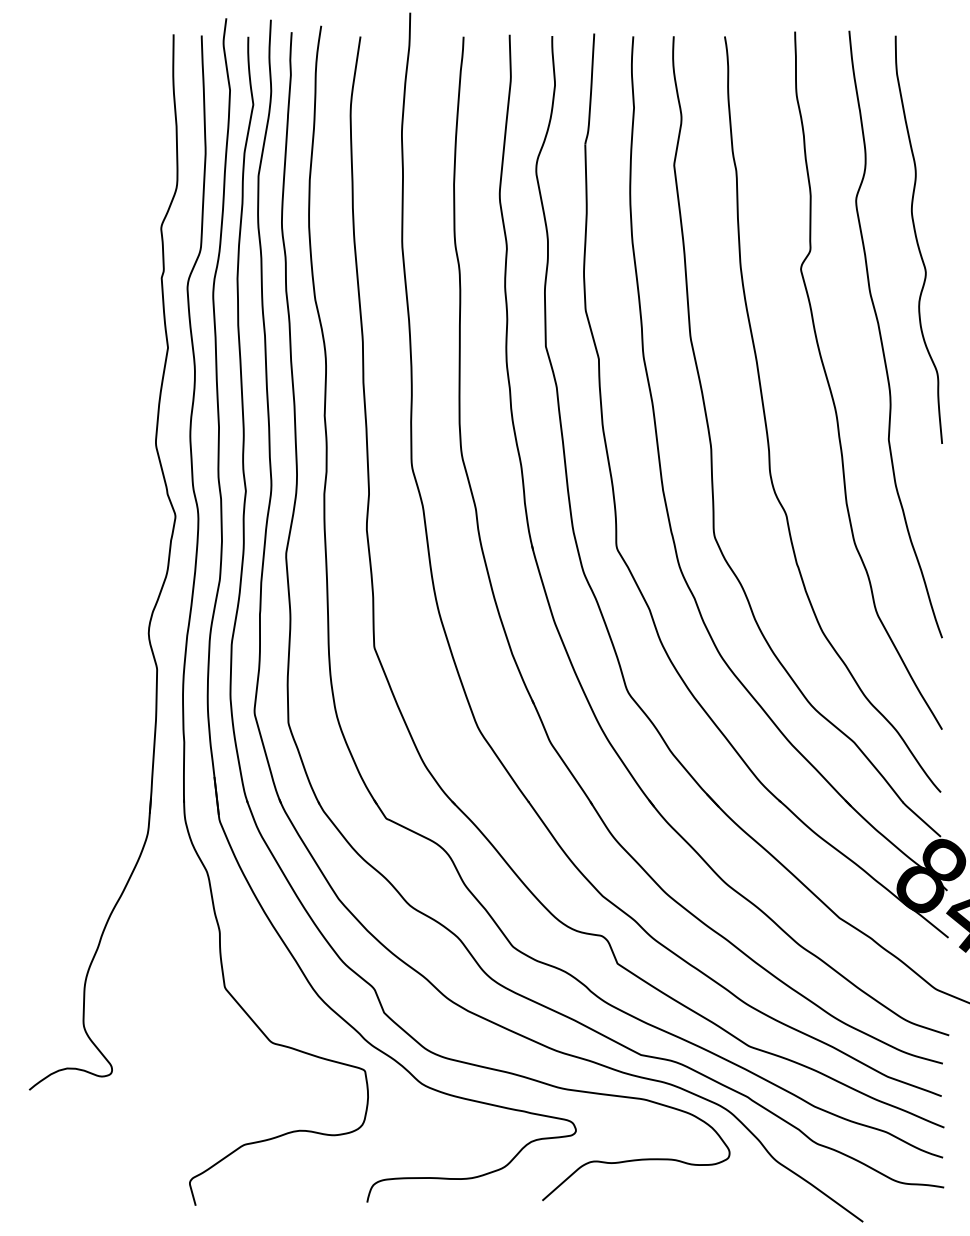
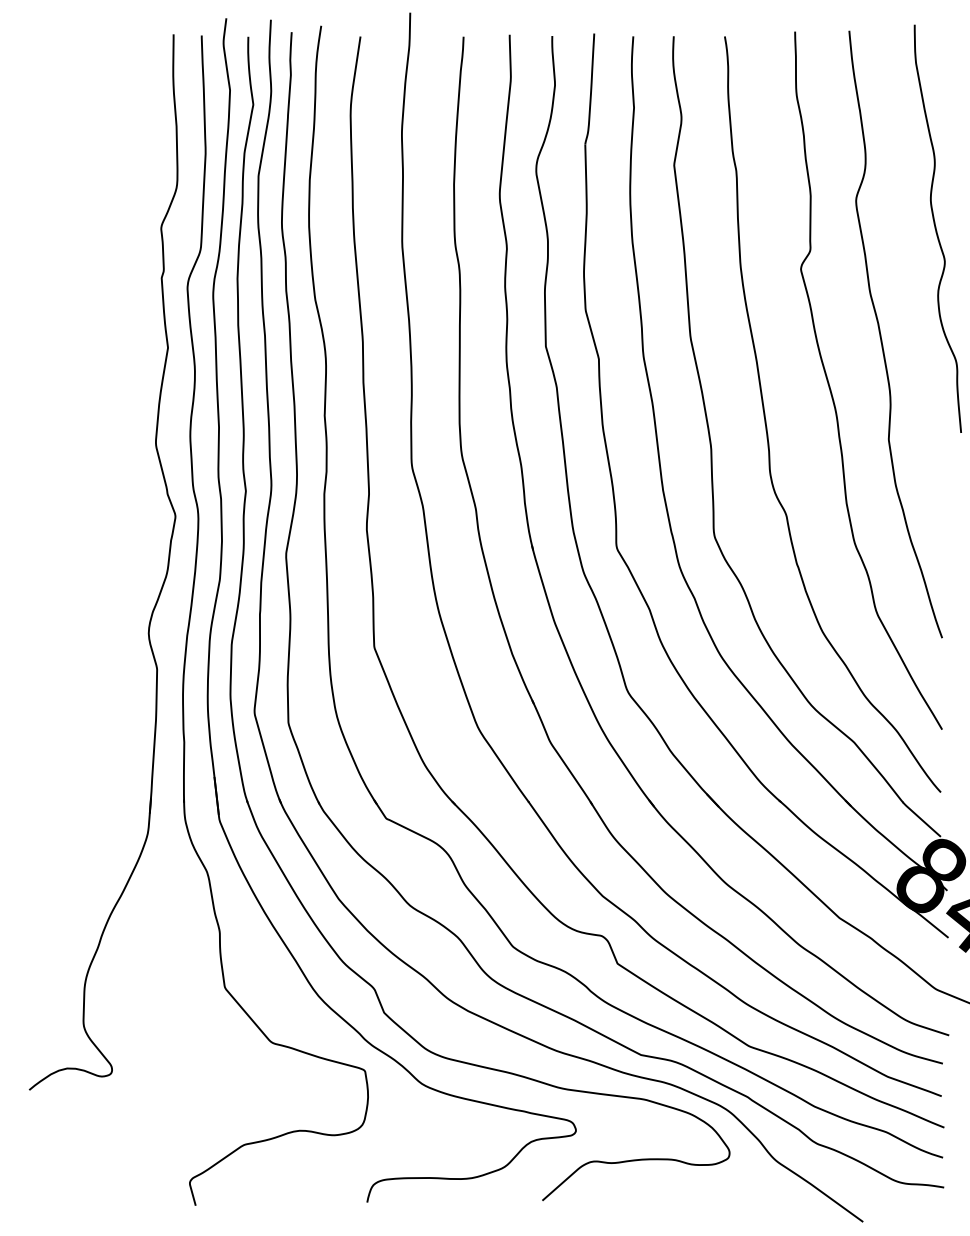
curve position: (917, 239) -> (936, 228) (936, 228)
